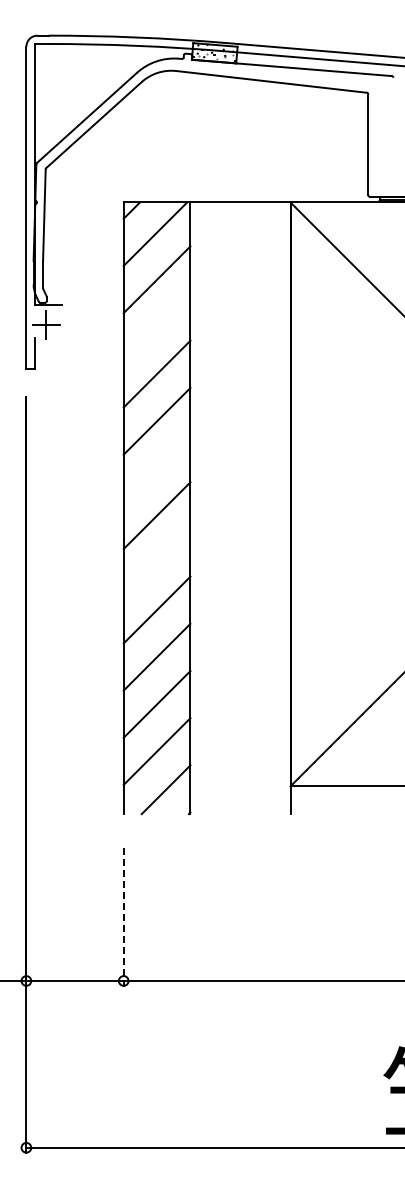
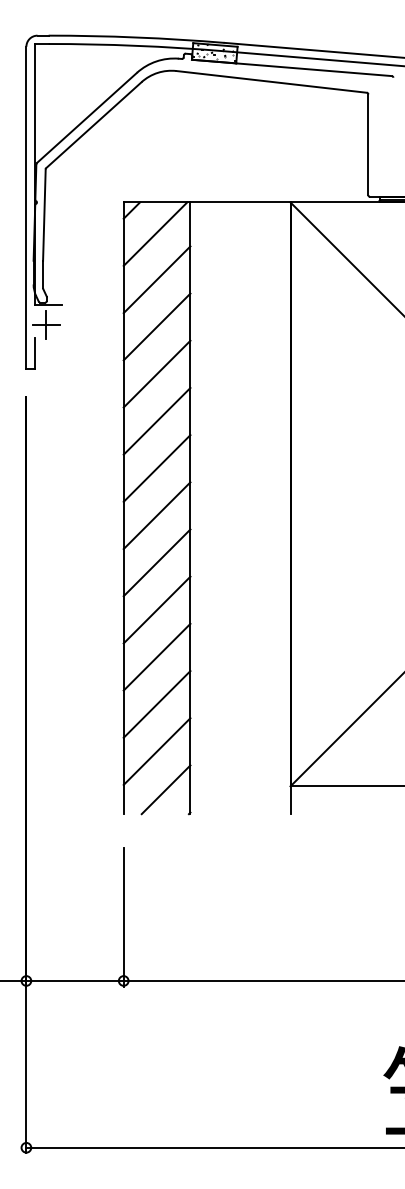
line: none -> present (156, 326)
line: none -> present (156, 468)
line: none -> present (156, 562)
line: dashed -> solid (123, 917)
